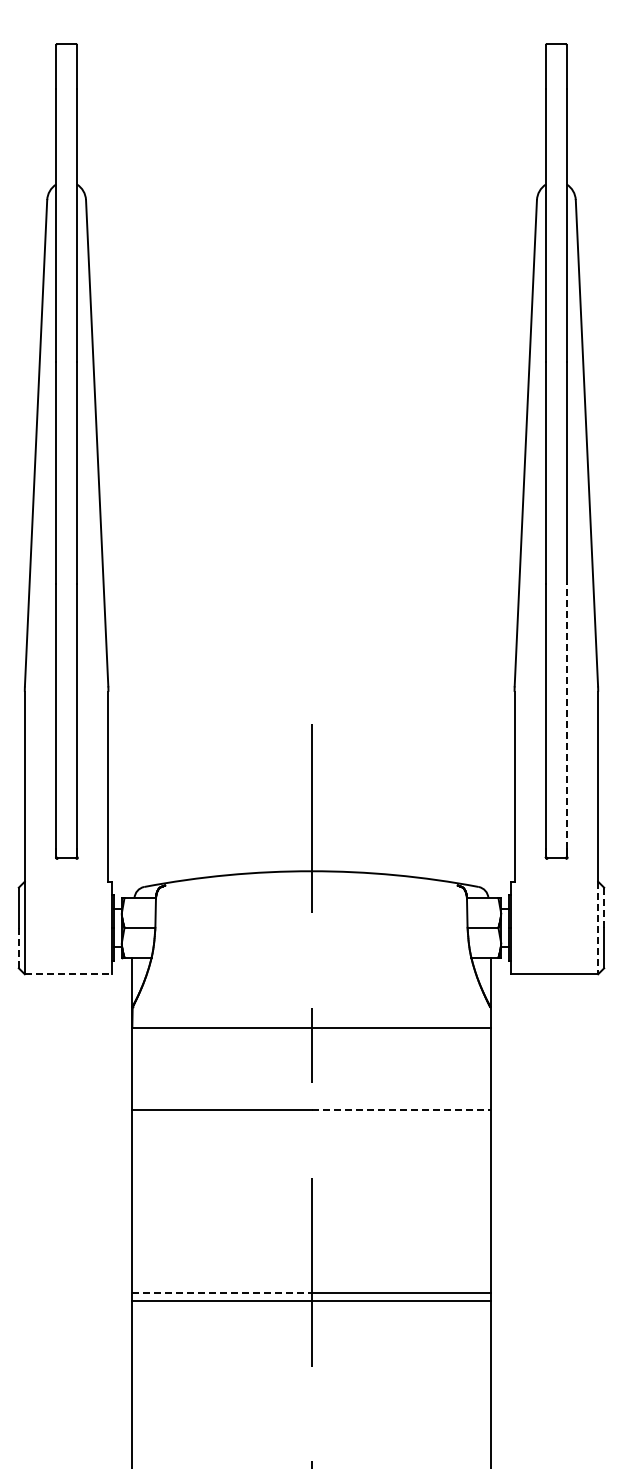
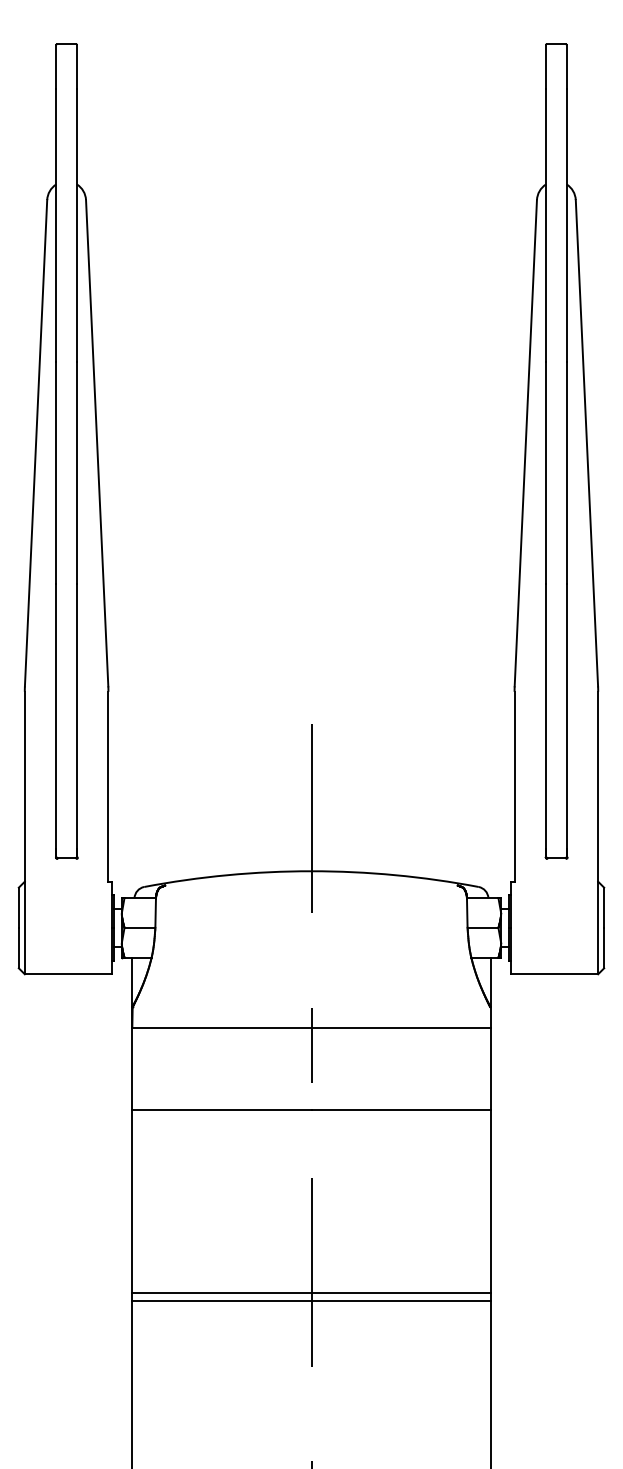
line: dashed -> solid (566, 716)
line: dashed -> solid (604, 907)
line: dashed -> solid (598, 928)
line: dashed -> solid (18, 947)
line: dashed -> solid (68, 974)
line: dashed -> solid (401, 1109)
line: dashed -> solid (221, 1292)
